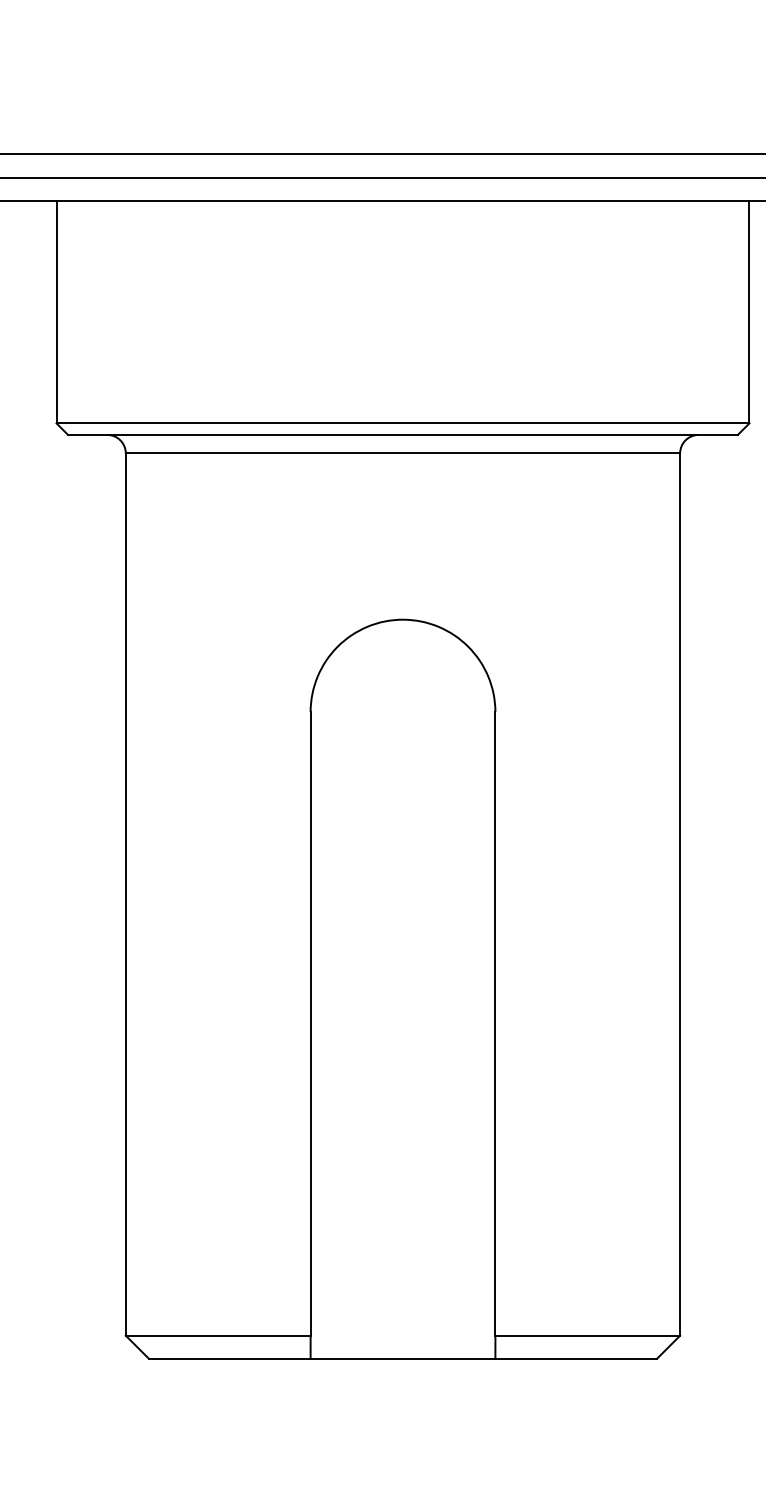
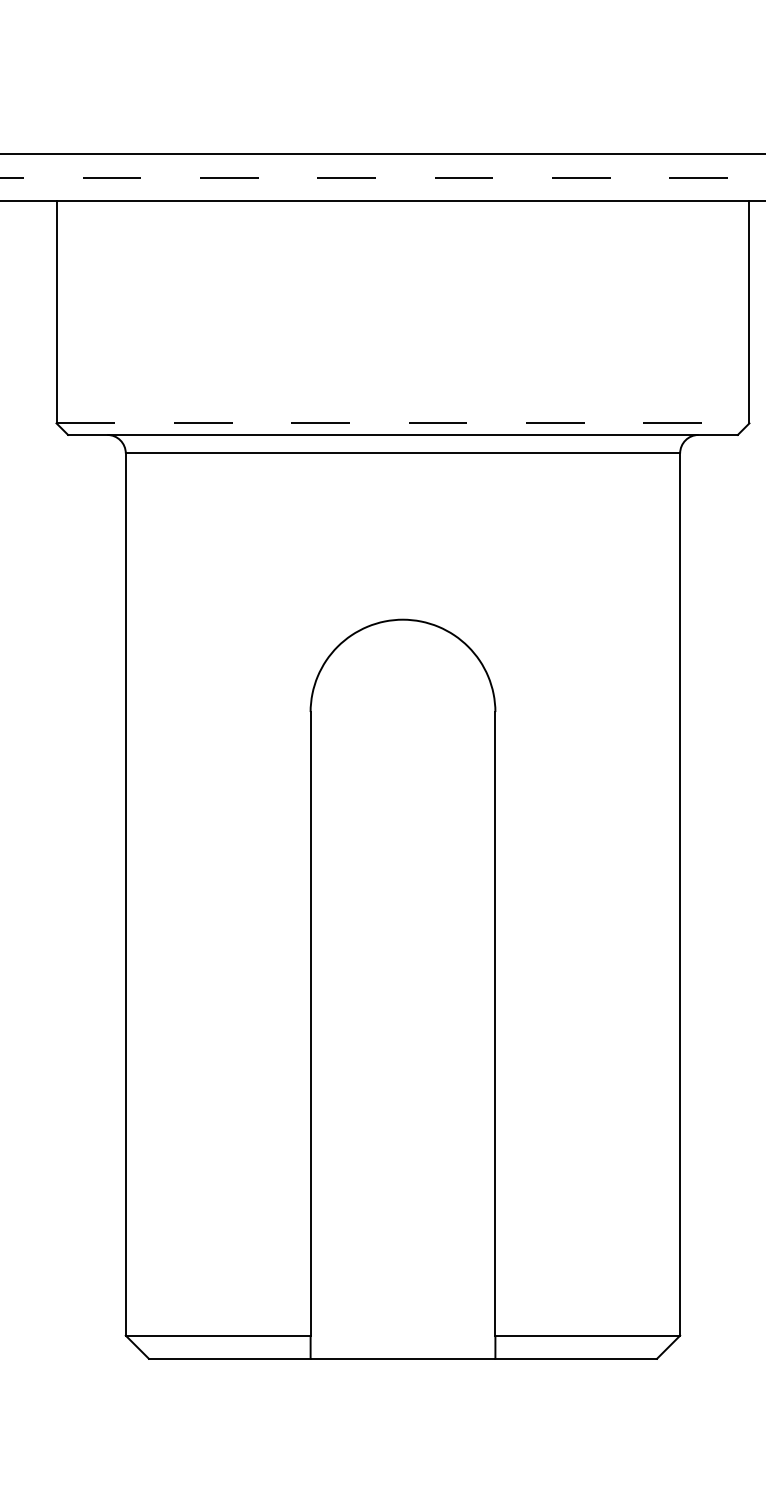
line: solid -> dashed (383, 178)
line: solid -> dashed (403, 423)
